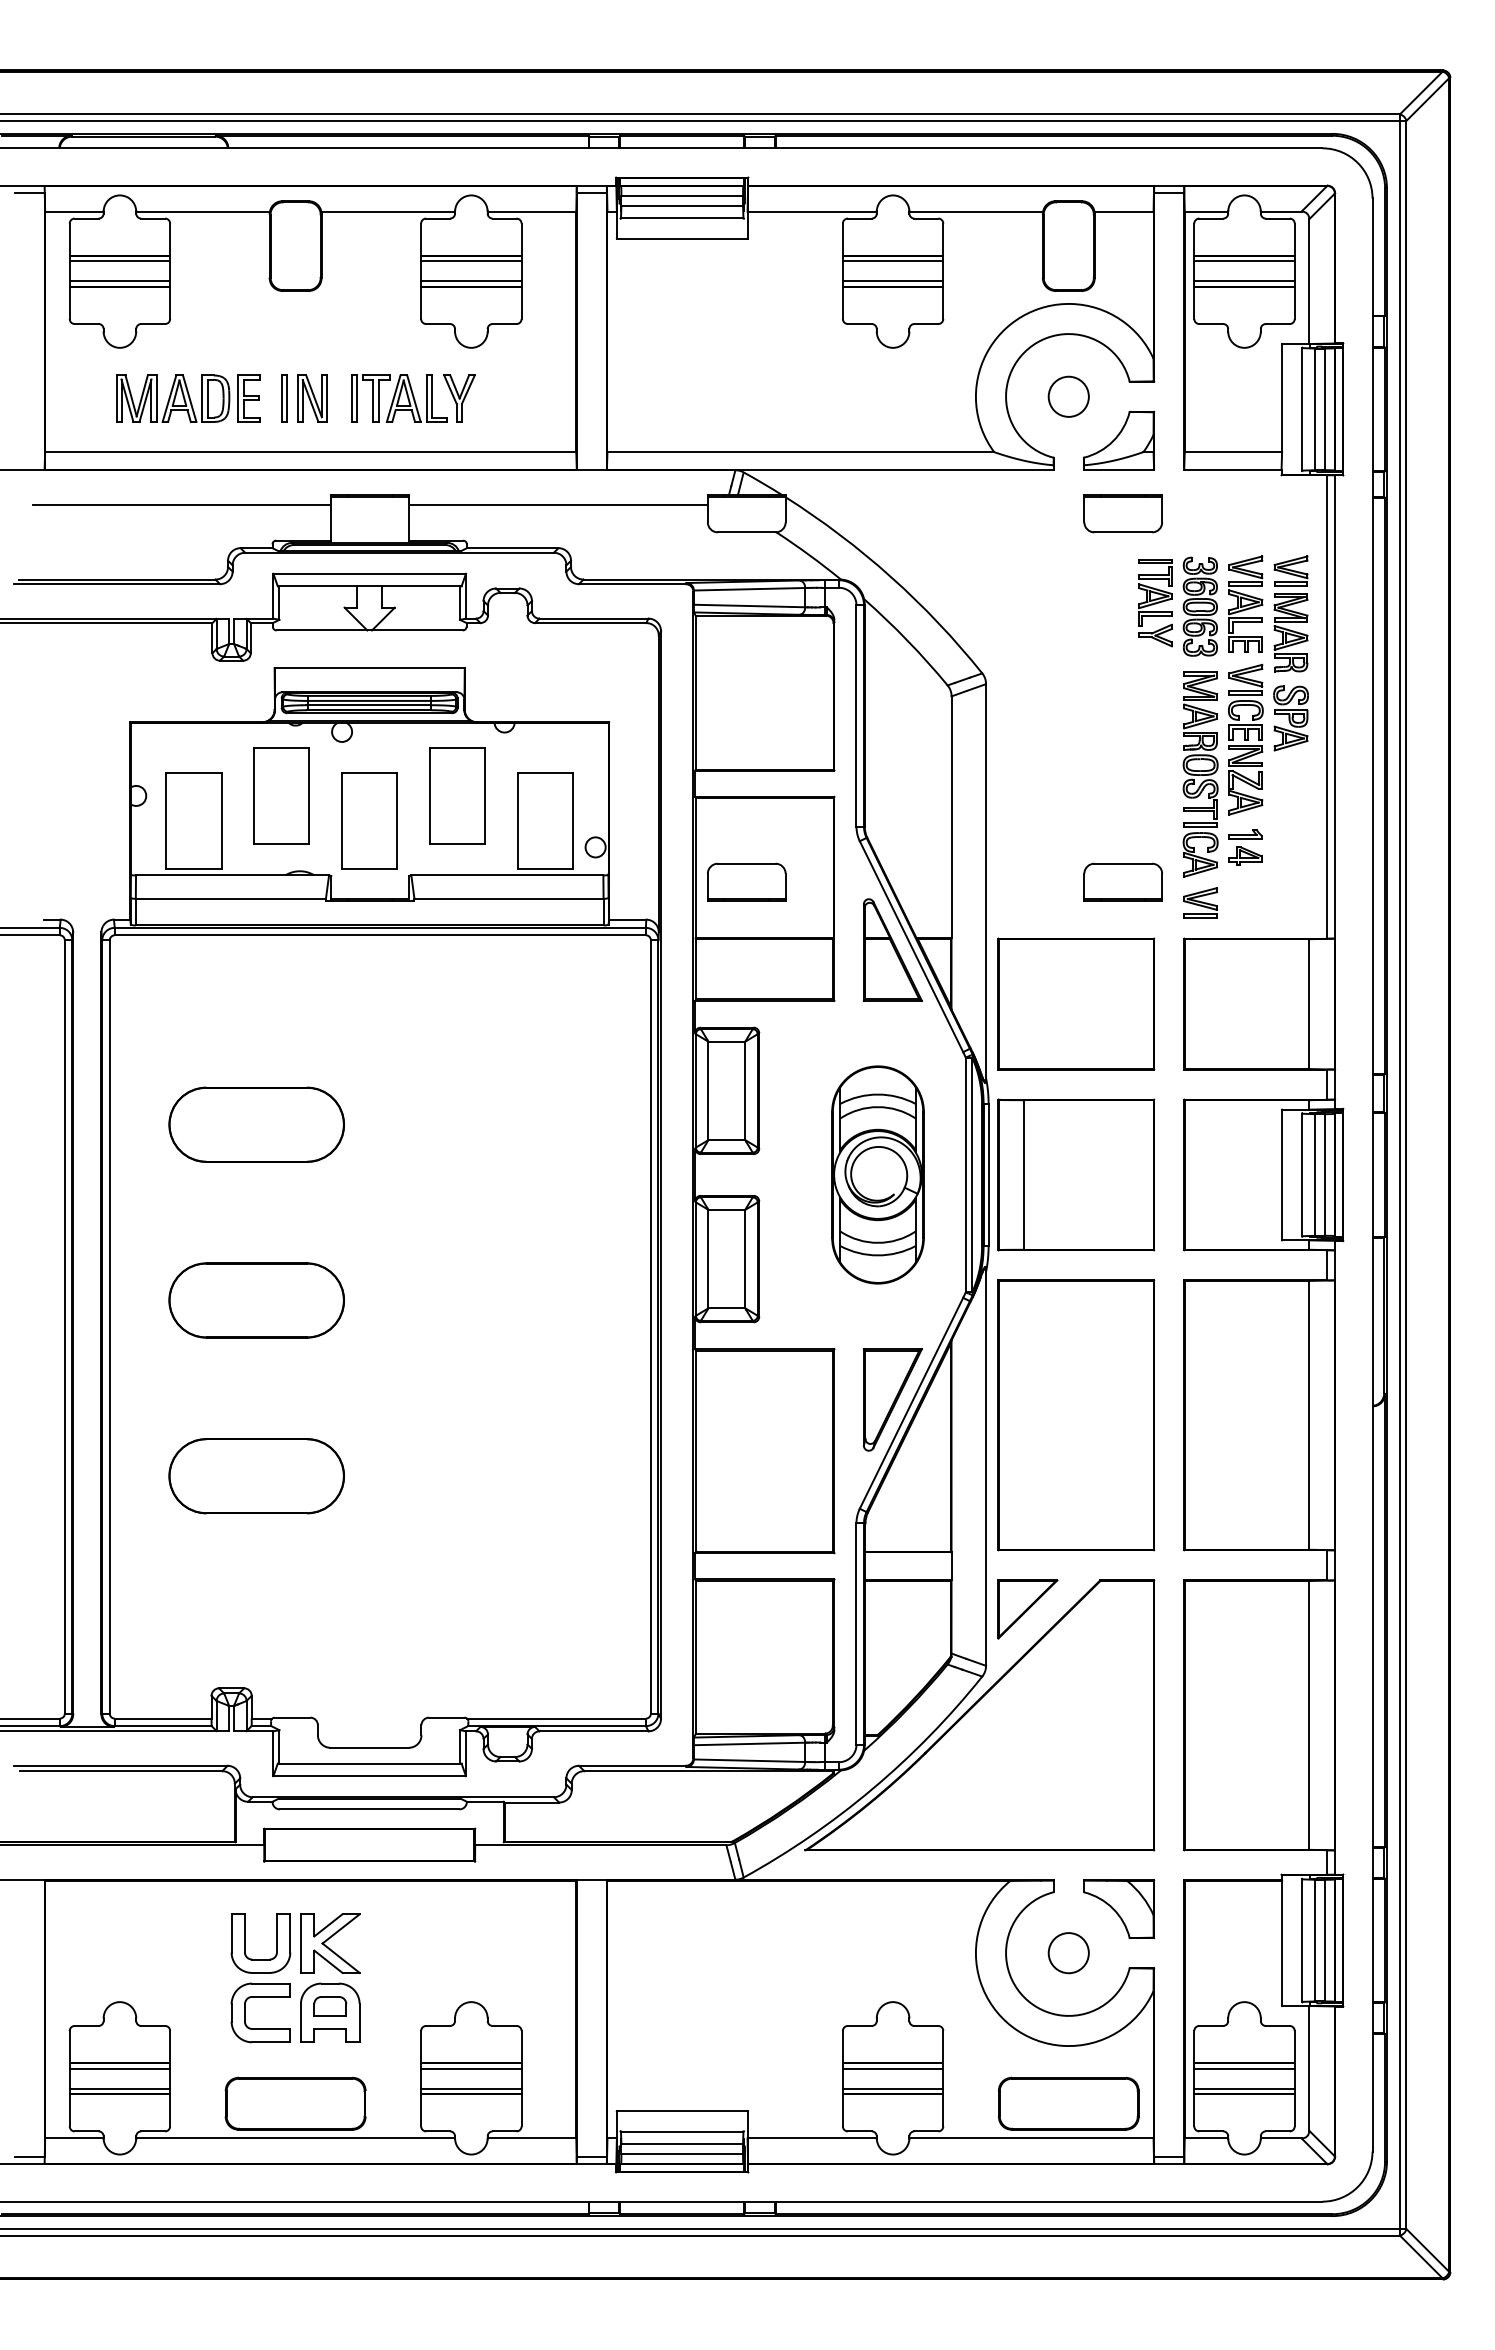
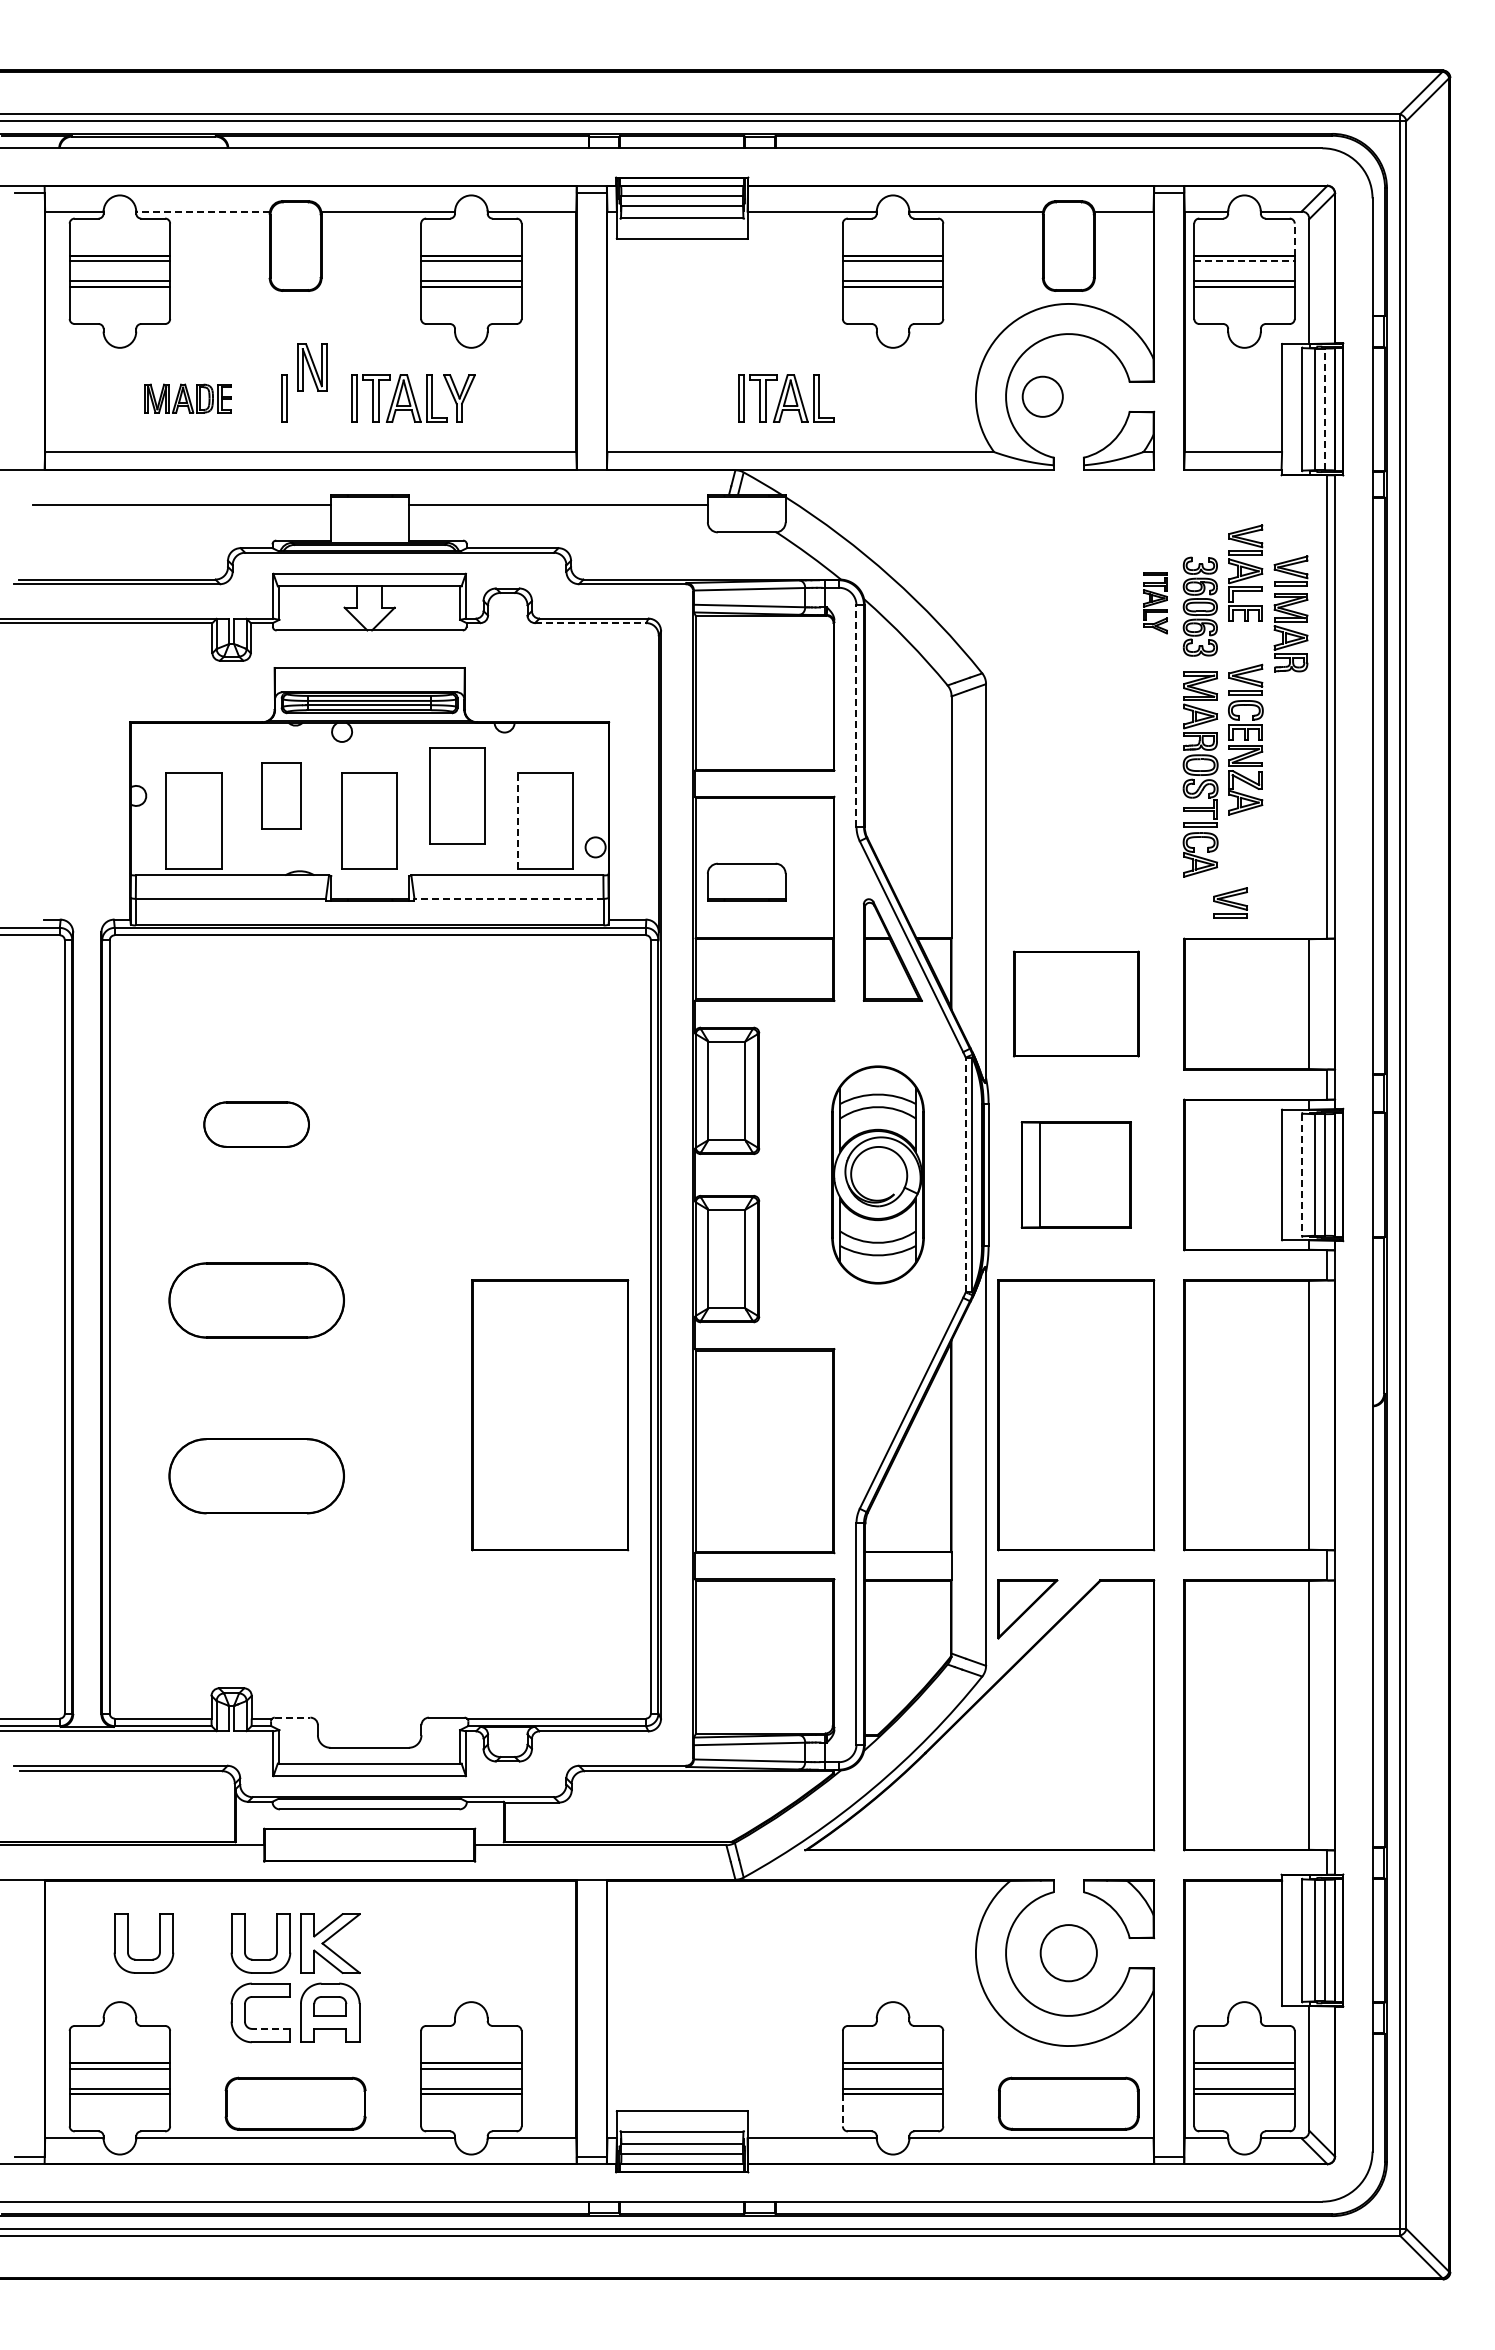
line: solid -> dashed (203, 211)
line: solid -> dashed (1294, 239)
line: solid -> dashed (1245, 261)
circle position: (1068, 396) -> (1042, 396) (1042, 396)
part size: 145x49 px -> 88x31 px (187, 398)
part position: (312, 398) -> (312, 367) (312, 367)
part: none -> present (786, 398)
line: solid -> dashed (1324, 409)
part: present -> none (1122, 513)
part size: 35x89 px -> 25x63 px (1155, 603)
part position: (1245, 603) -> (1245, 572) (1245, 572)
line: solid -> dashed (590, 623)
line: solid -> dashed (856, 716)
part: present -> none (1290, 718)
part size: 57x98 px -> 41x68 px (281, 795)
line: solid -> dashed (517, 821)
part: present -> none (1245, 847)
part: present -> none (1122, 881)
line: solid -> dashed (509, 898)
part position: (1200, 902) -> (1230, 902) (1230, 902)
part size: 159x134 px -> 127x108 px (1076, 1003)
part size: 177x77 px -> 107x47 px (256, 1124)
line: solid -> dashed (965, 1174)
part size: 159x154 px -> 112x108 px (1075, 1174)
line: solid -> dashed (1302, 1175)
part: present -> none (892, 1399)
part: none -> present (550, 1415)
line: solid -> dashed (292, 1717)
part: none -> present (128, 1943)
circle diameter: 40 px -> 56 px (1068, 1953)
line: solid -> dashed (270, 2028)
line: solid -> dashed (842, 2110)
